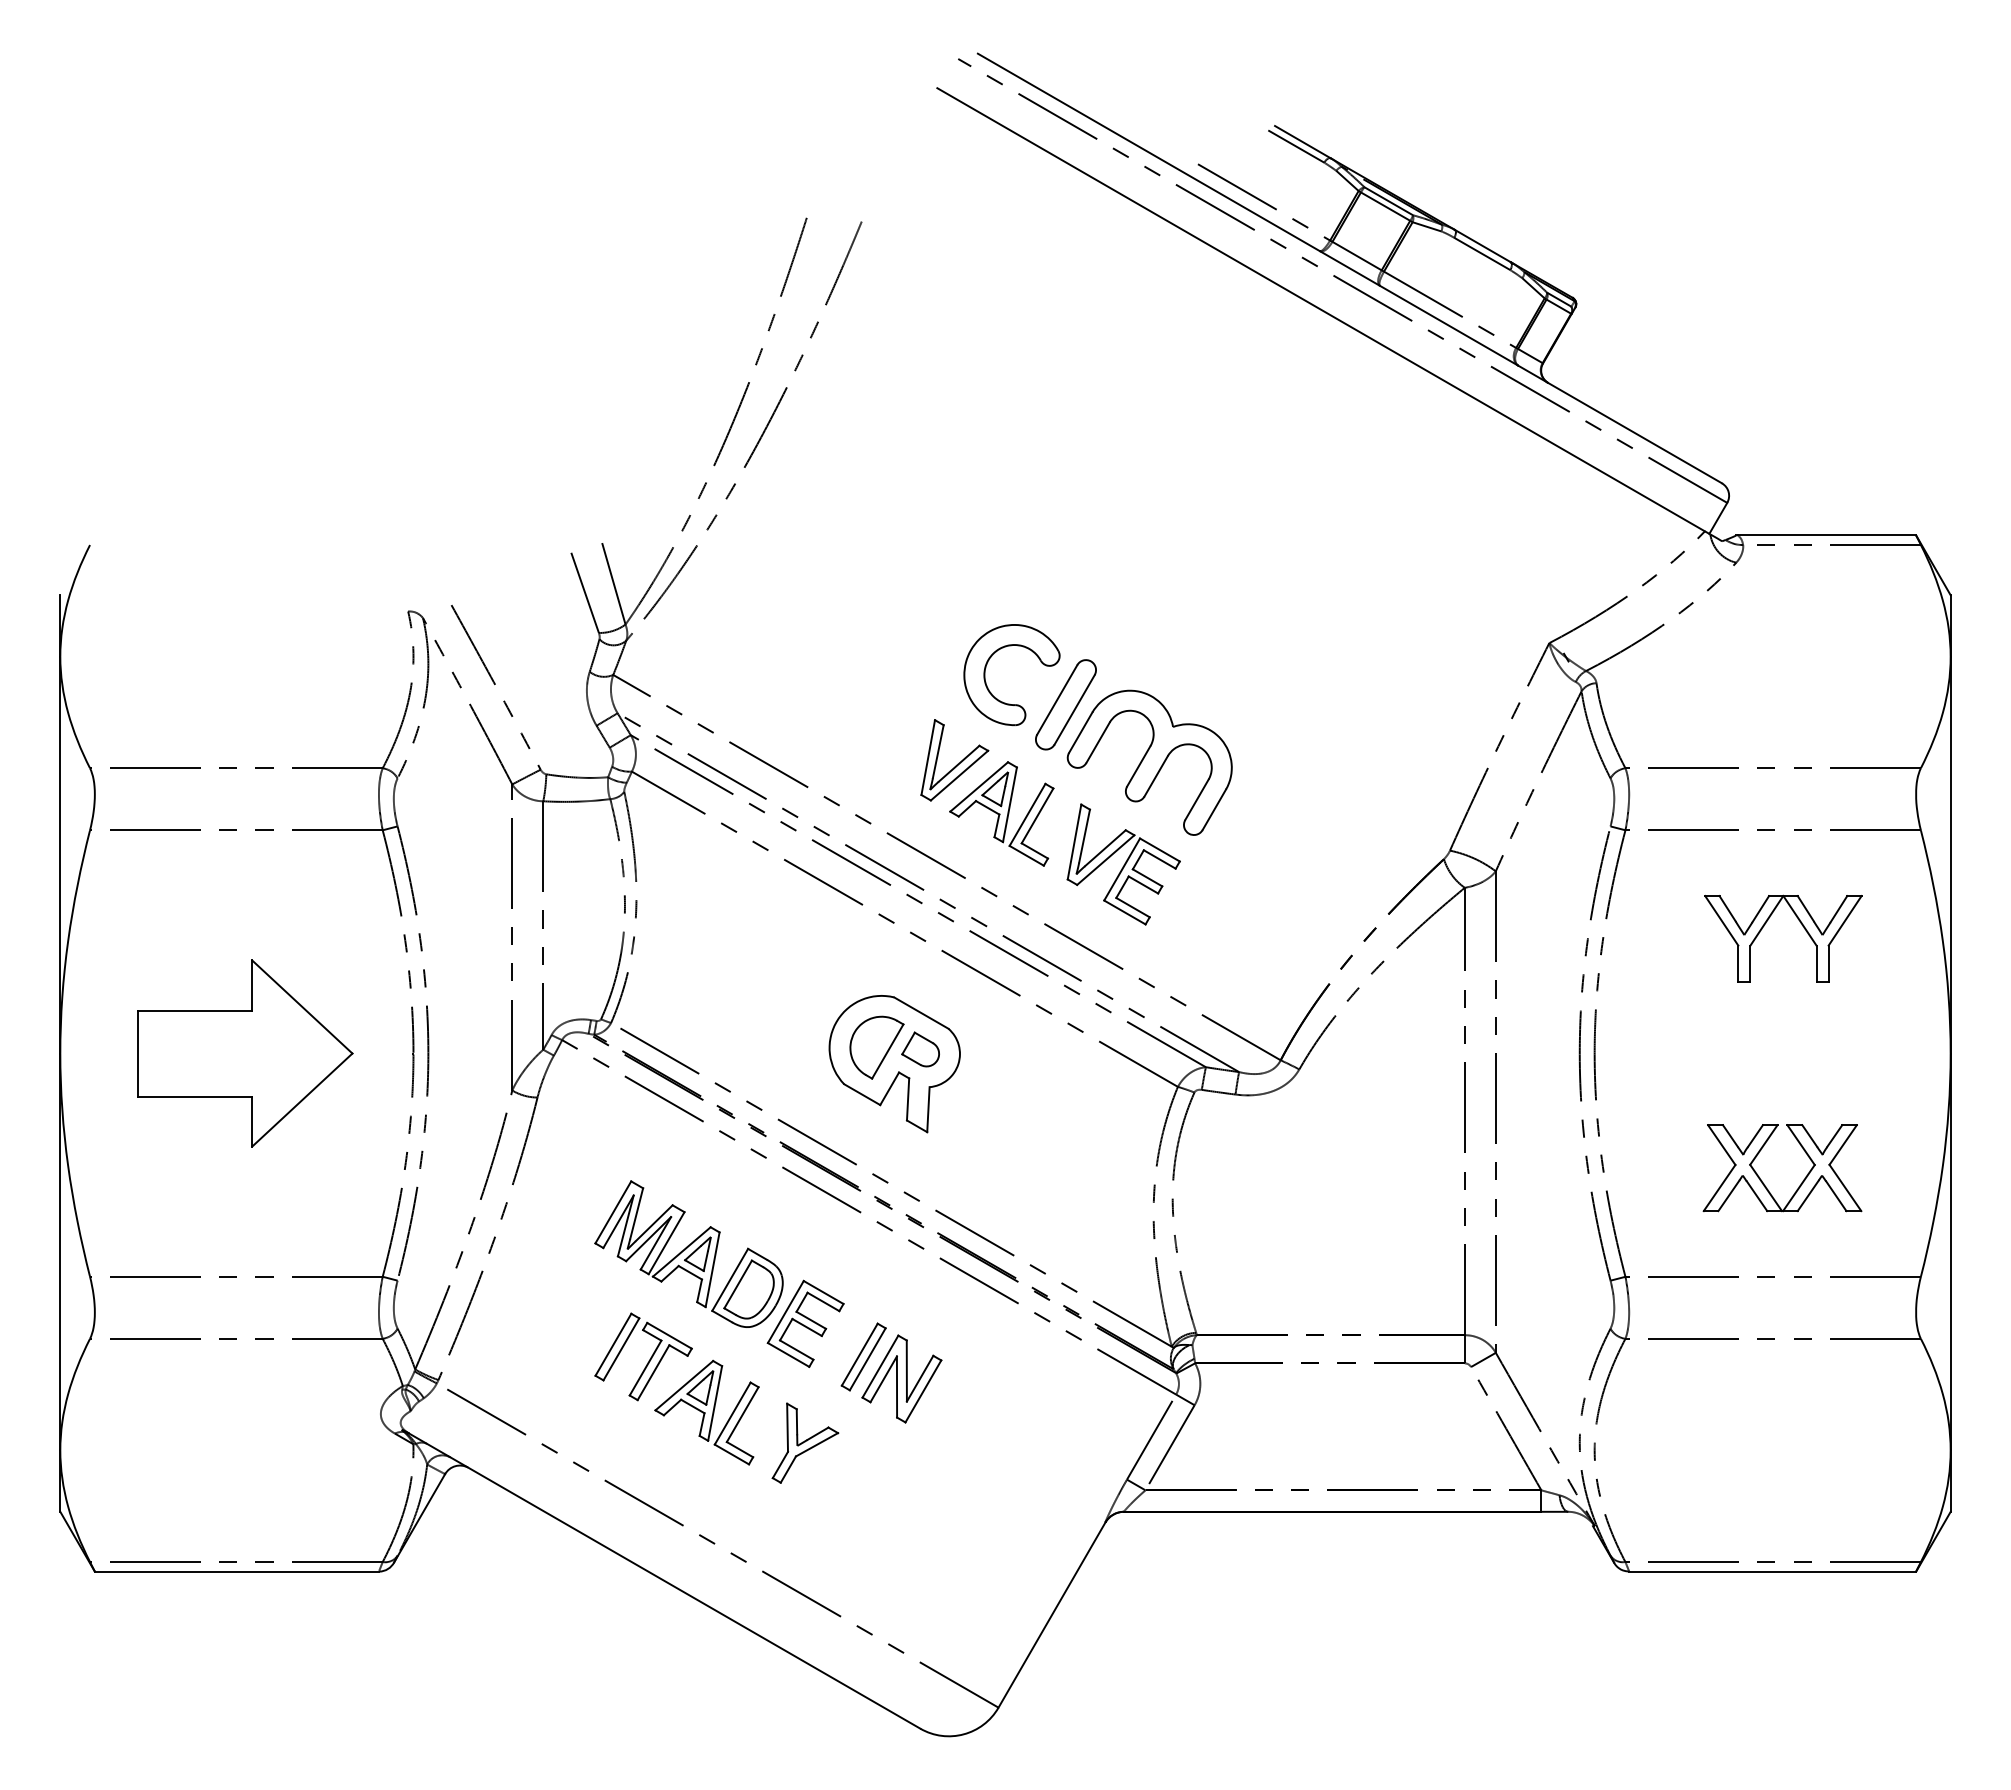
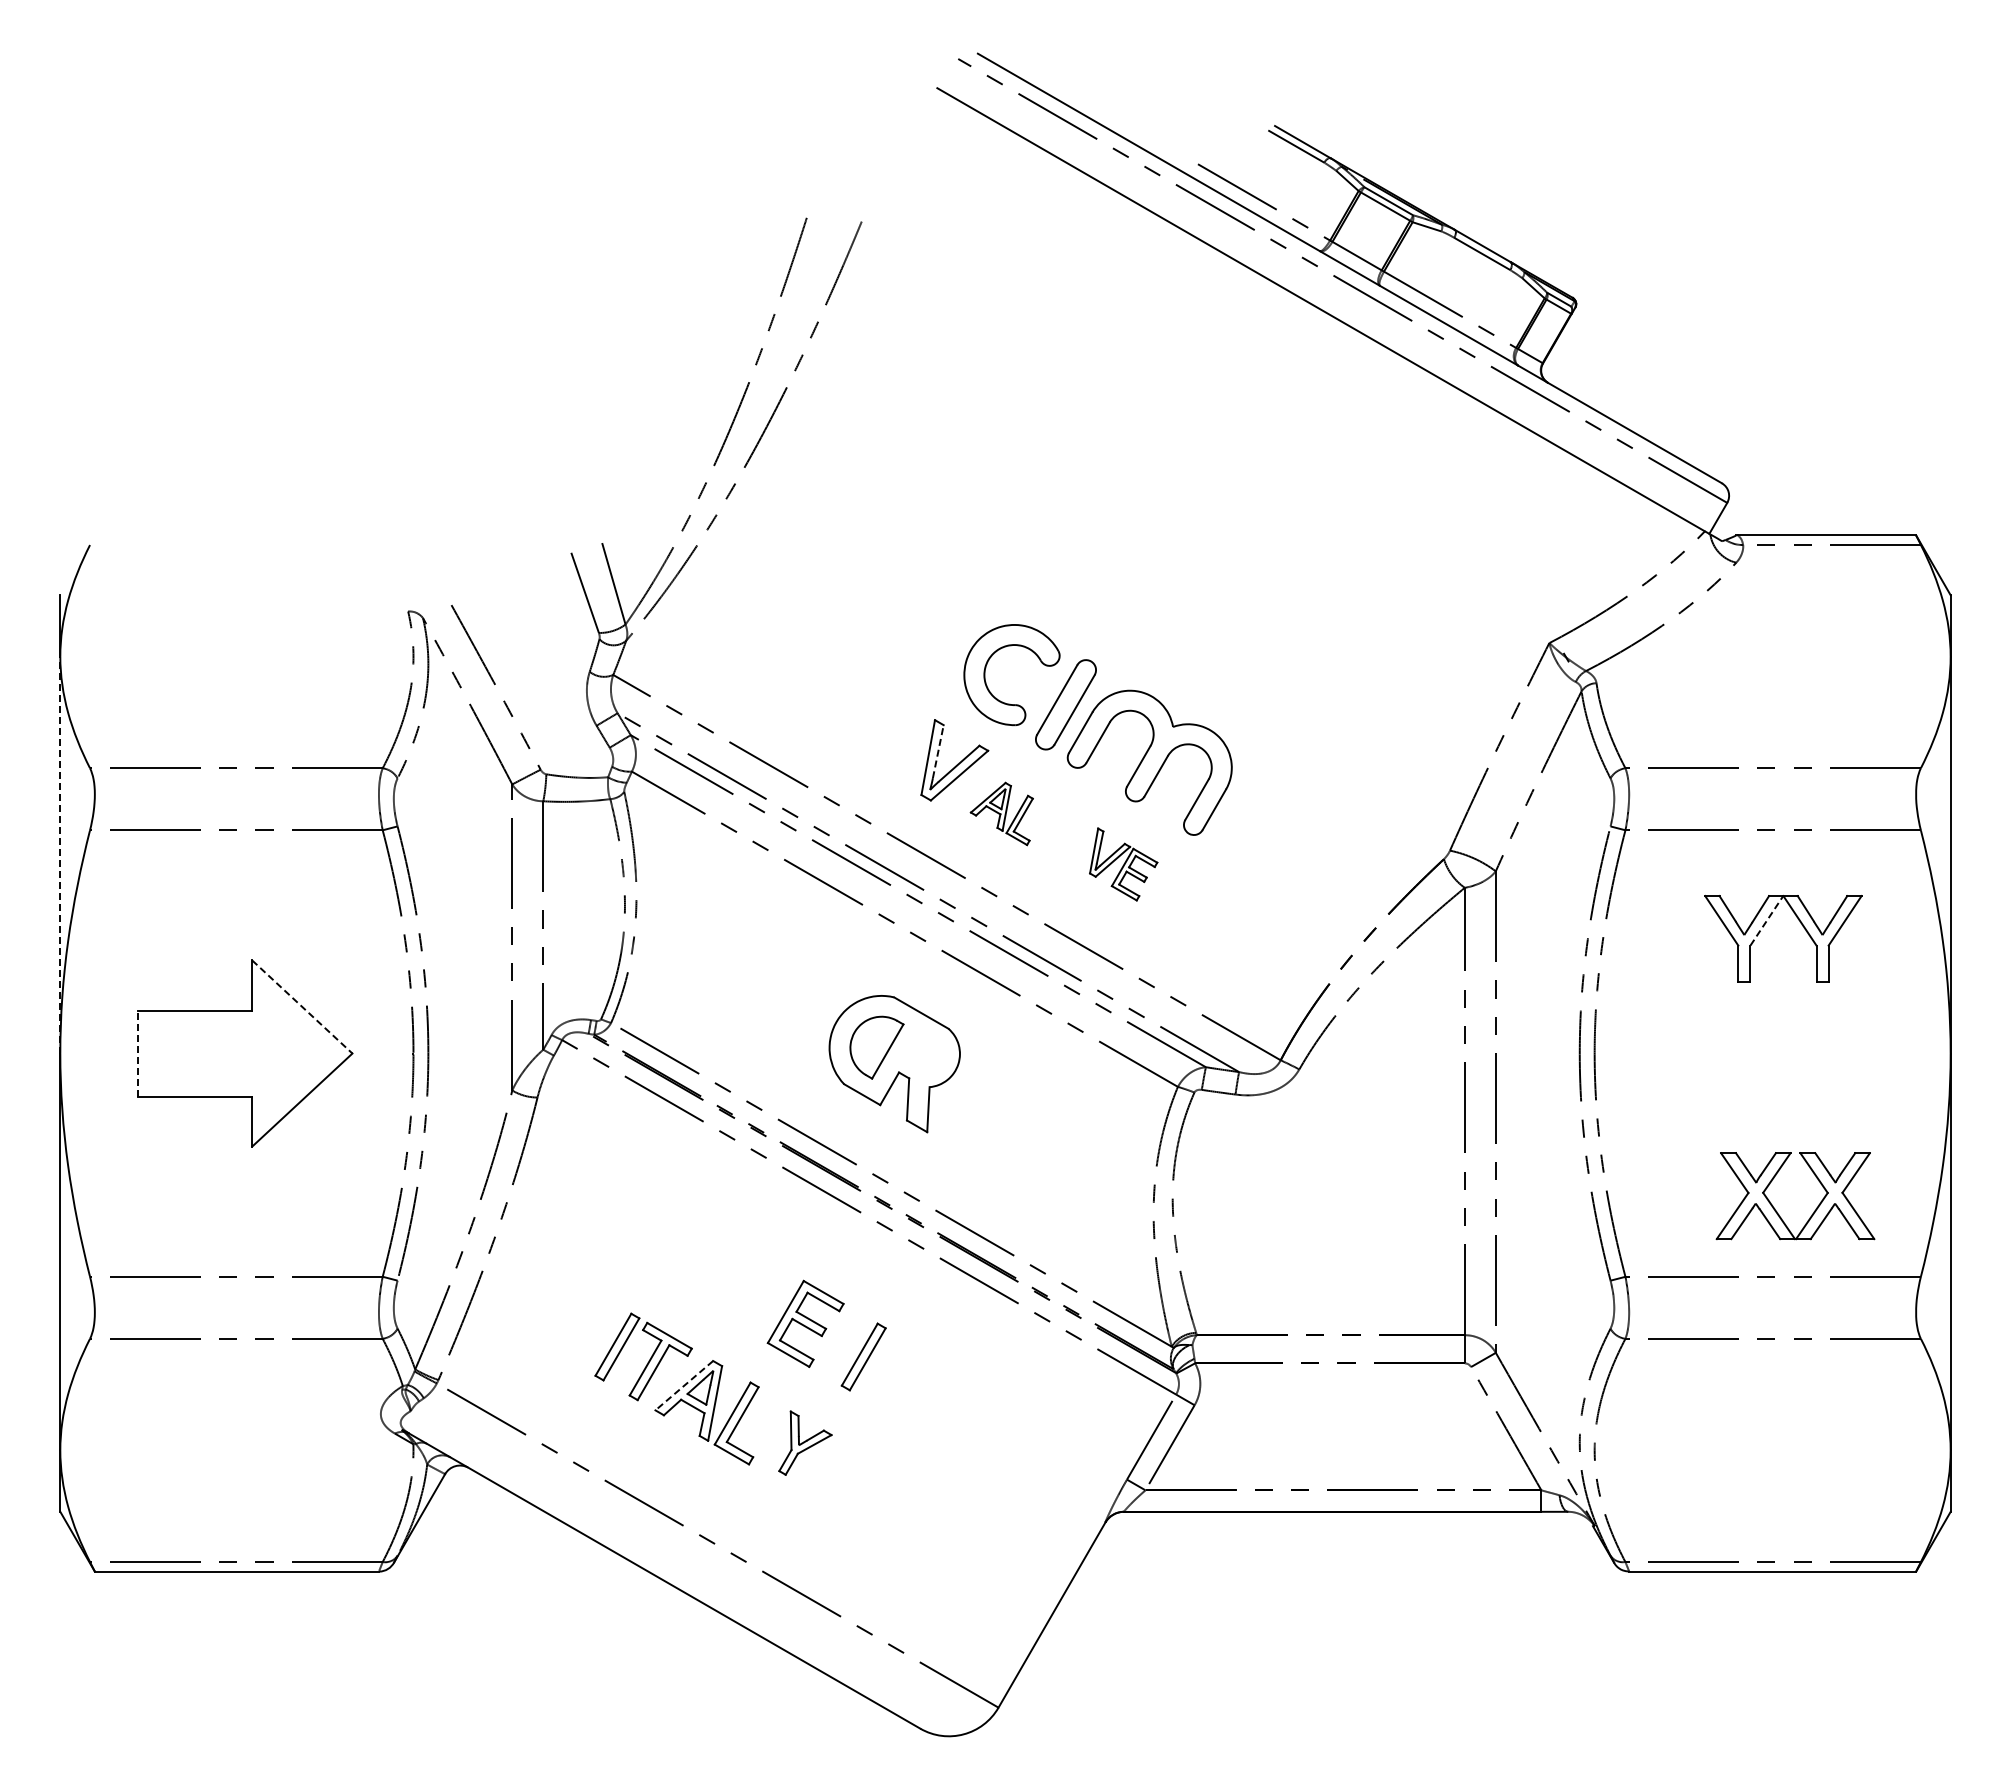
line: solid -> dashed (938, 751)
part size: 106x106 px -> 65x66 px (1001, 813)
line: solid -> dashed (60, 854)
part size: 115x123 px -> 70x75 px (1123, 864)
line: solid -> dashed (1766, 920)
line: solid -> dashed (302, 1007)
part: present -> none (920, 1049)
line: solid -> dashed (137, 1053)
part position: (1762, 1180) -> (1775, 1208) (1775, 1208)
part: present -> none (688, 1253)
part: present -> none (901, 1378)
line: solid -> dashed (684, 1385)
part size: 69x82 px -> 55x66 px (805, 1442)
